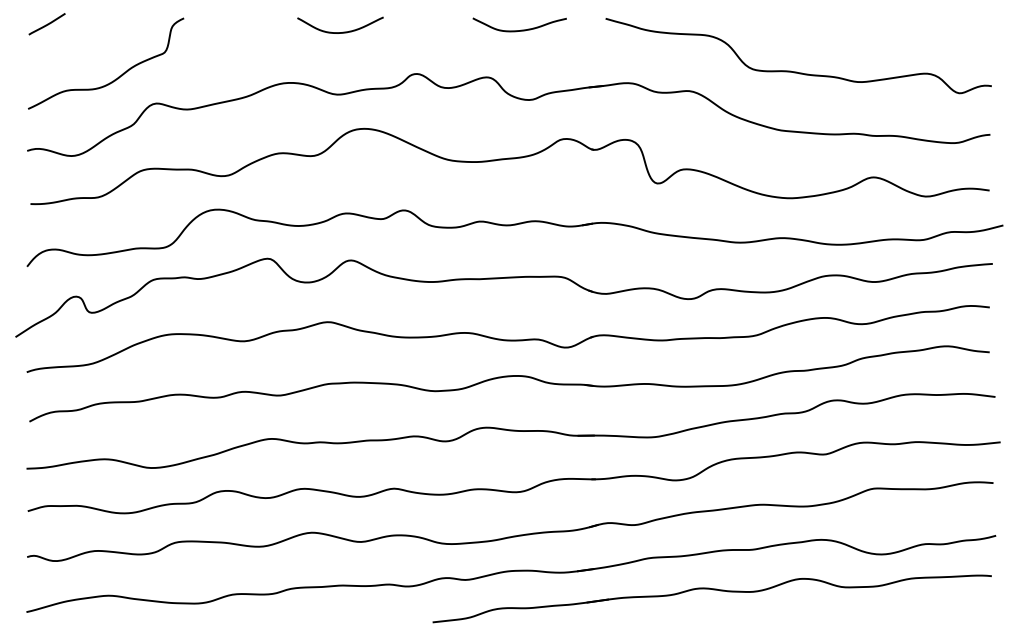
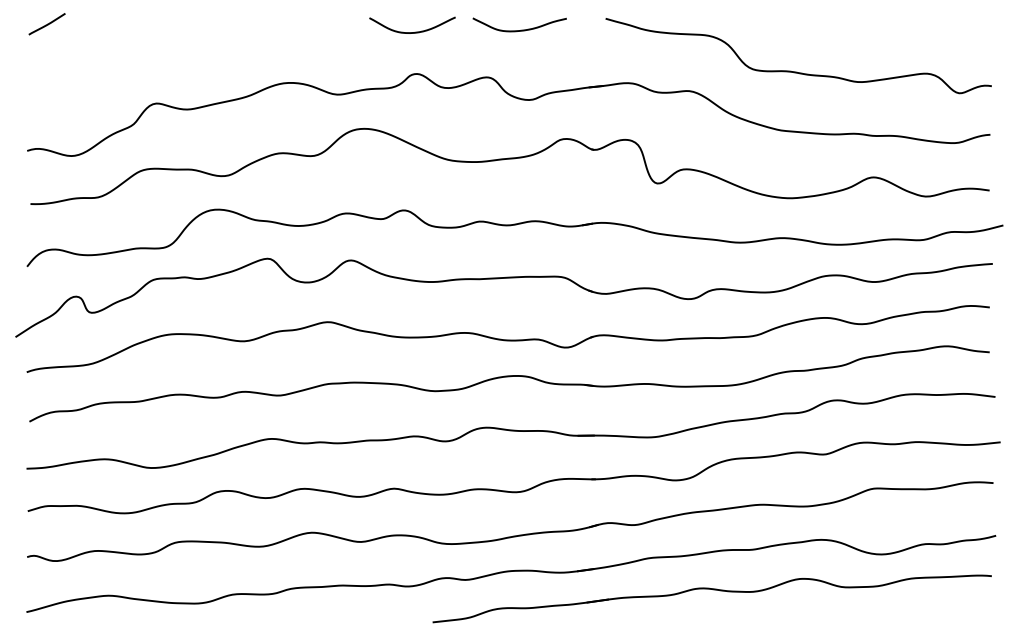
curve position: (343, 31) -> (415, 31) (415, 31)
curve: present -> none (115, 78)
